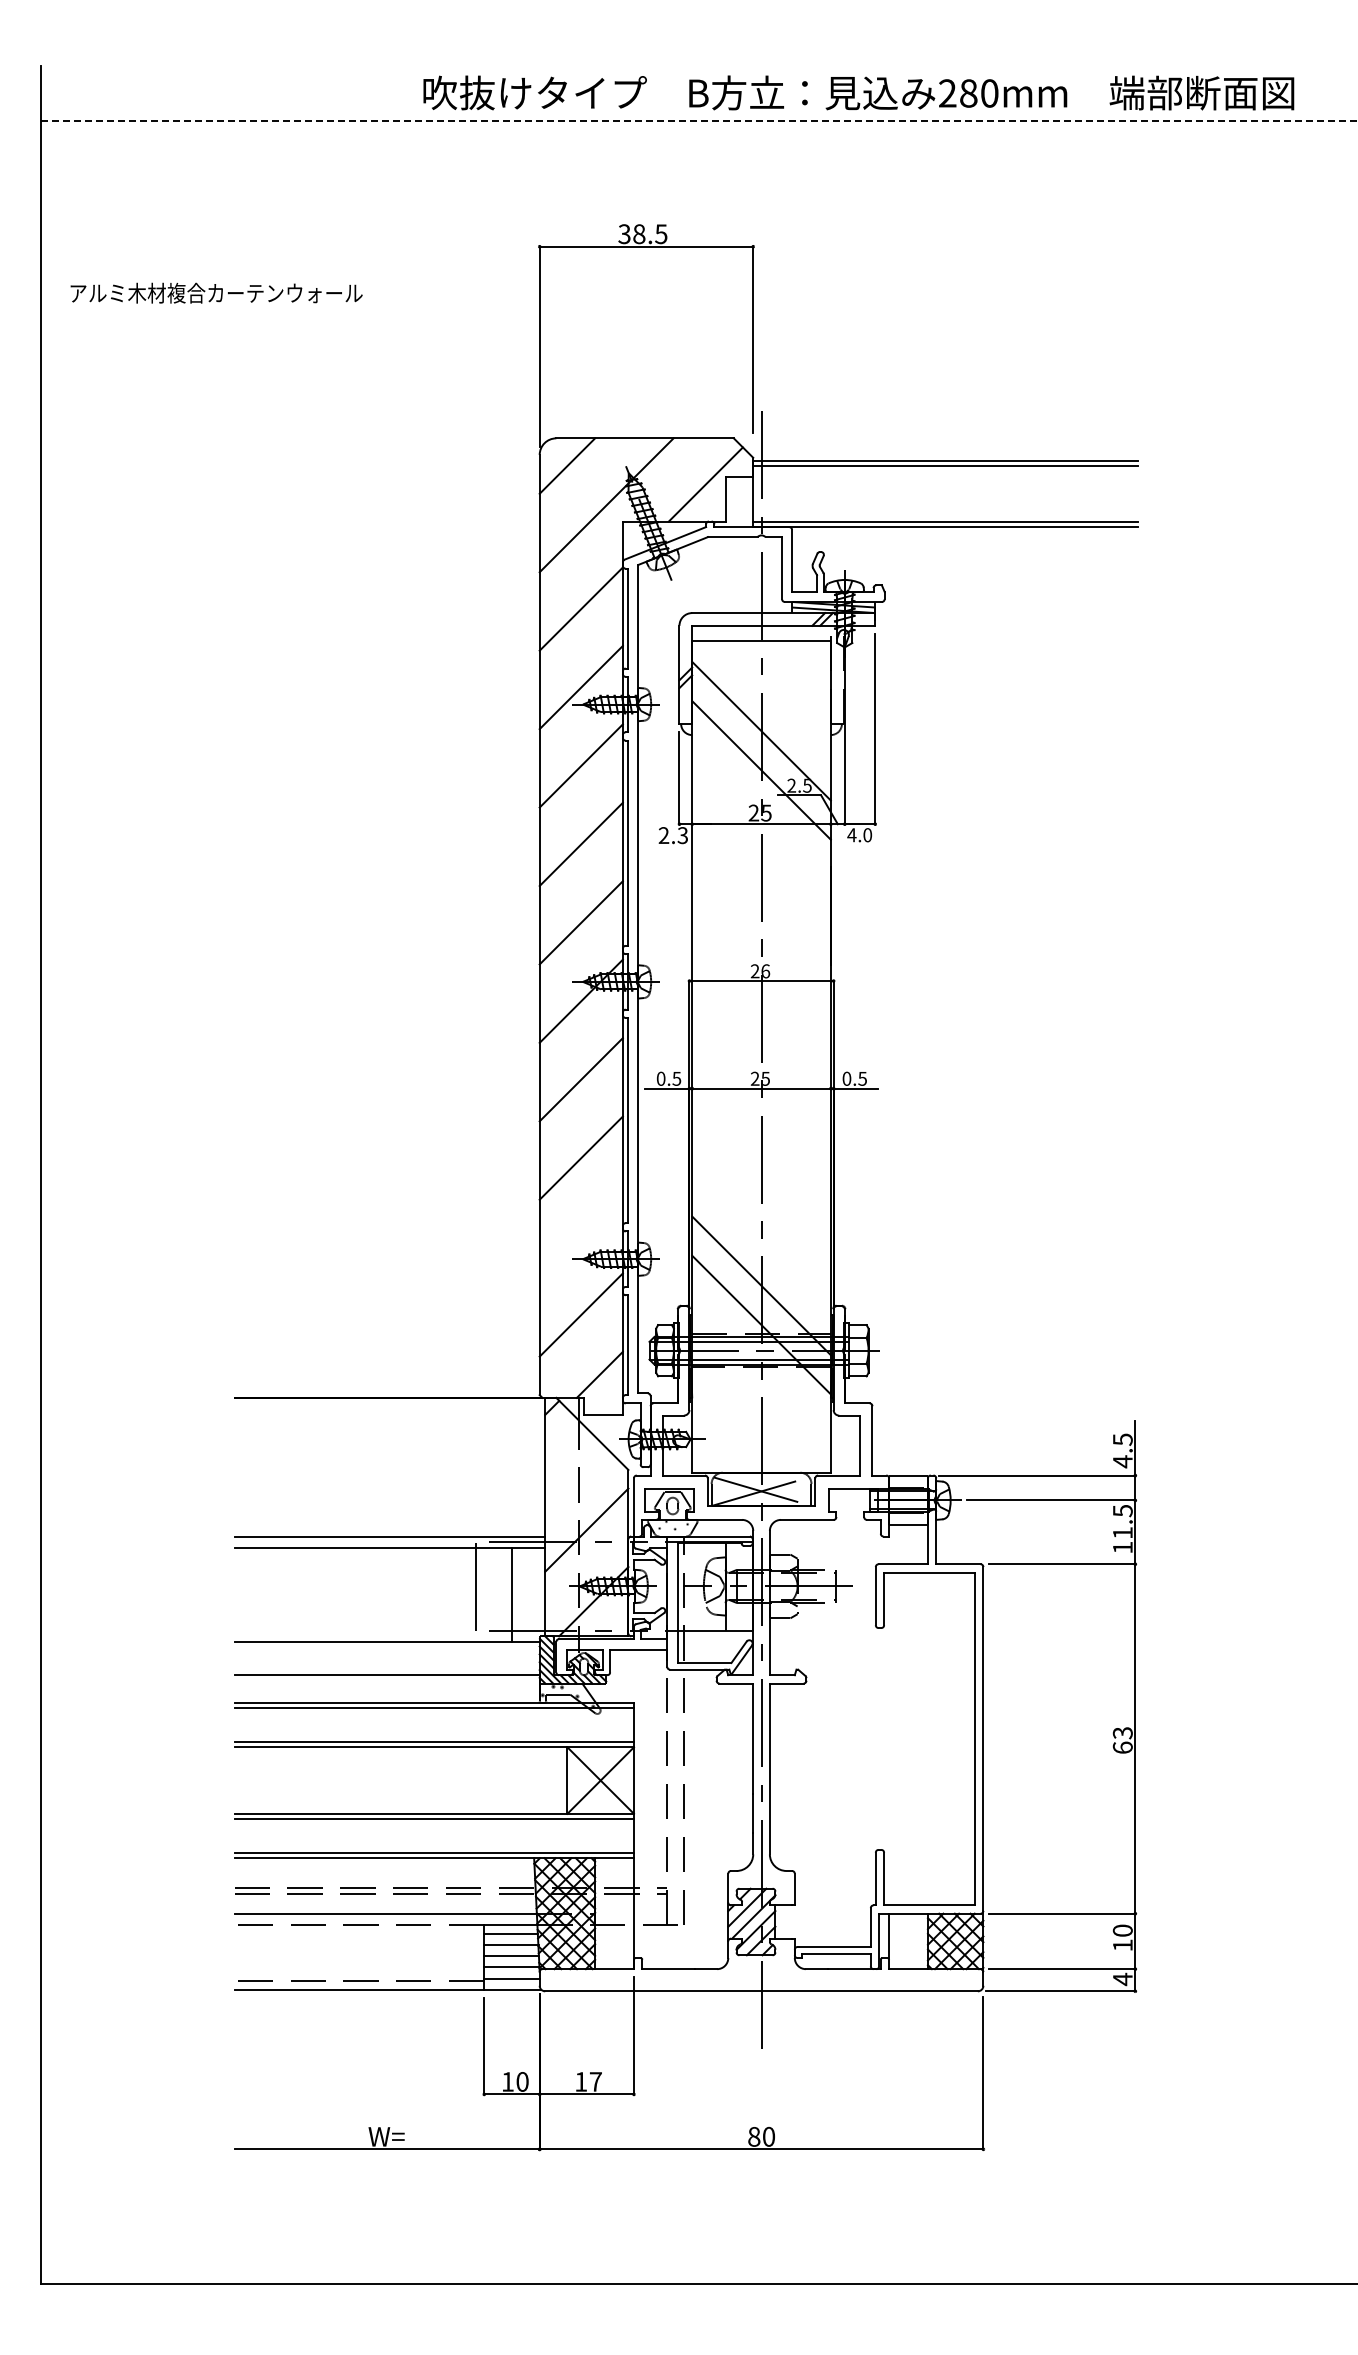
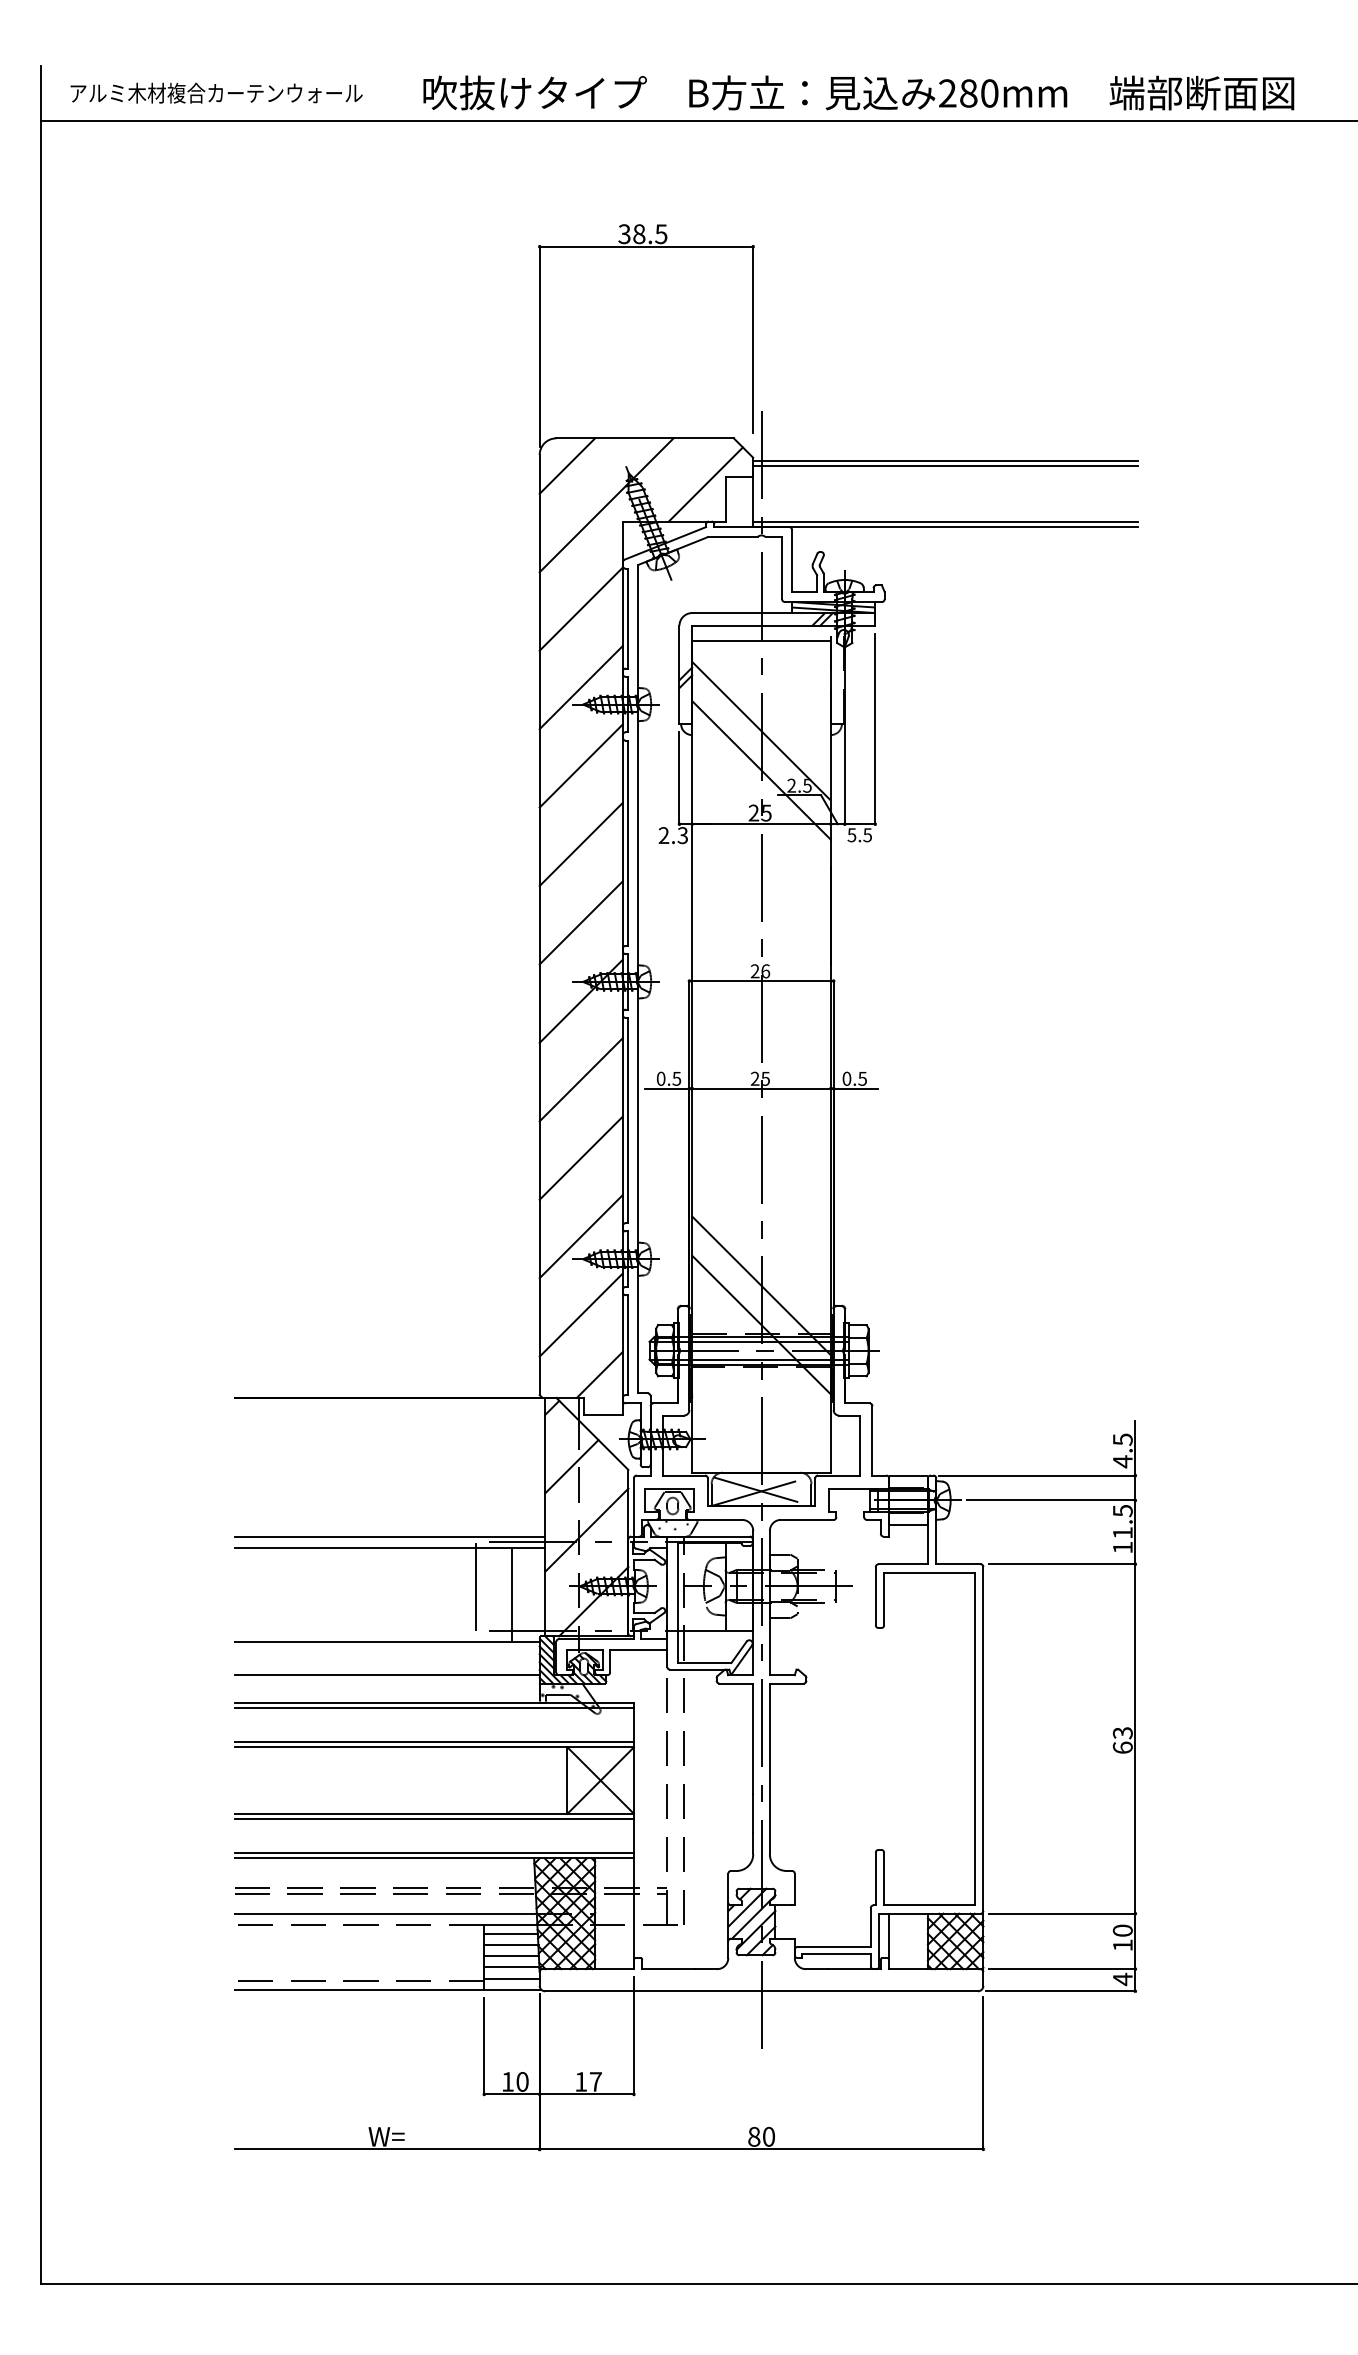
line: dashed -> solid (699, 121)
text position: (216, 292) -> (216, 92) (216, 92)
text: 4.0 -> 5.5 (859, 835)
line: none -> present (580, 1236)
line: none -> present (571, 1466)
